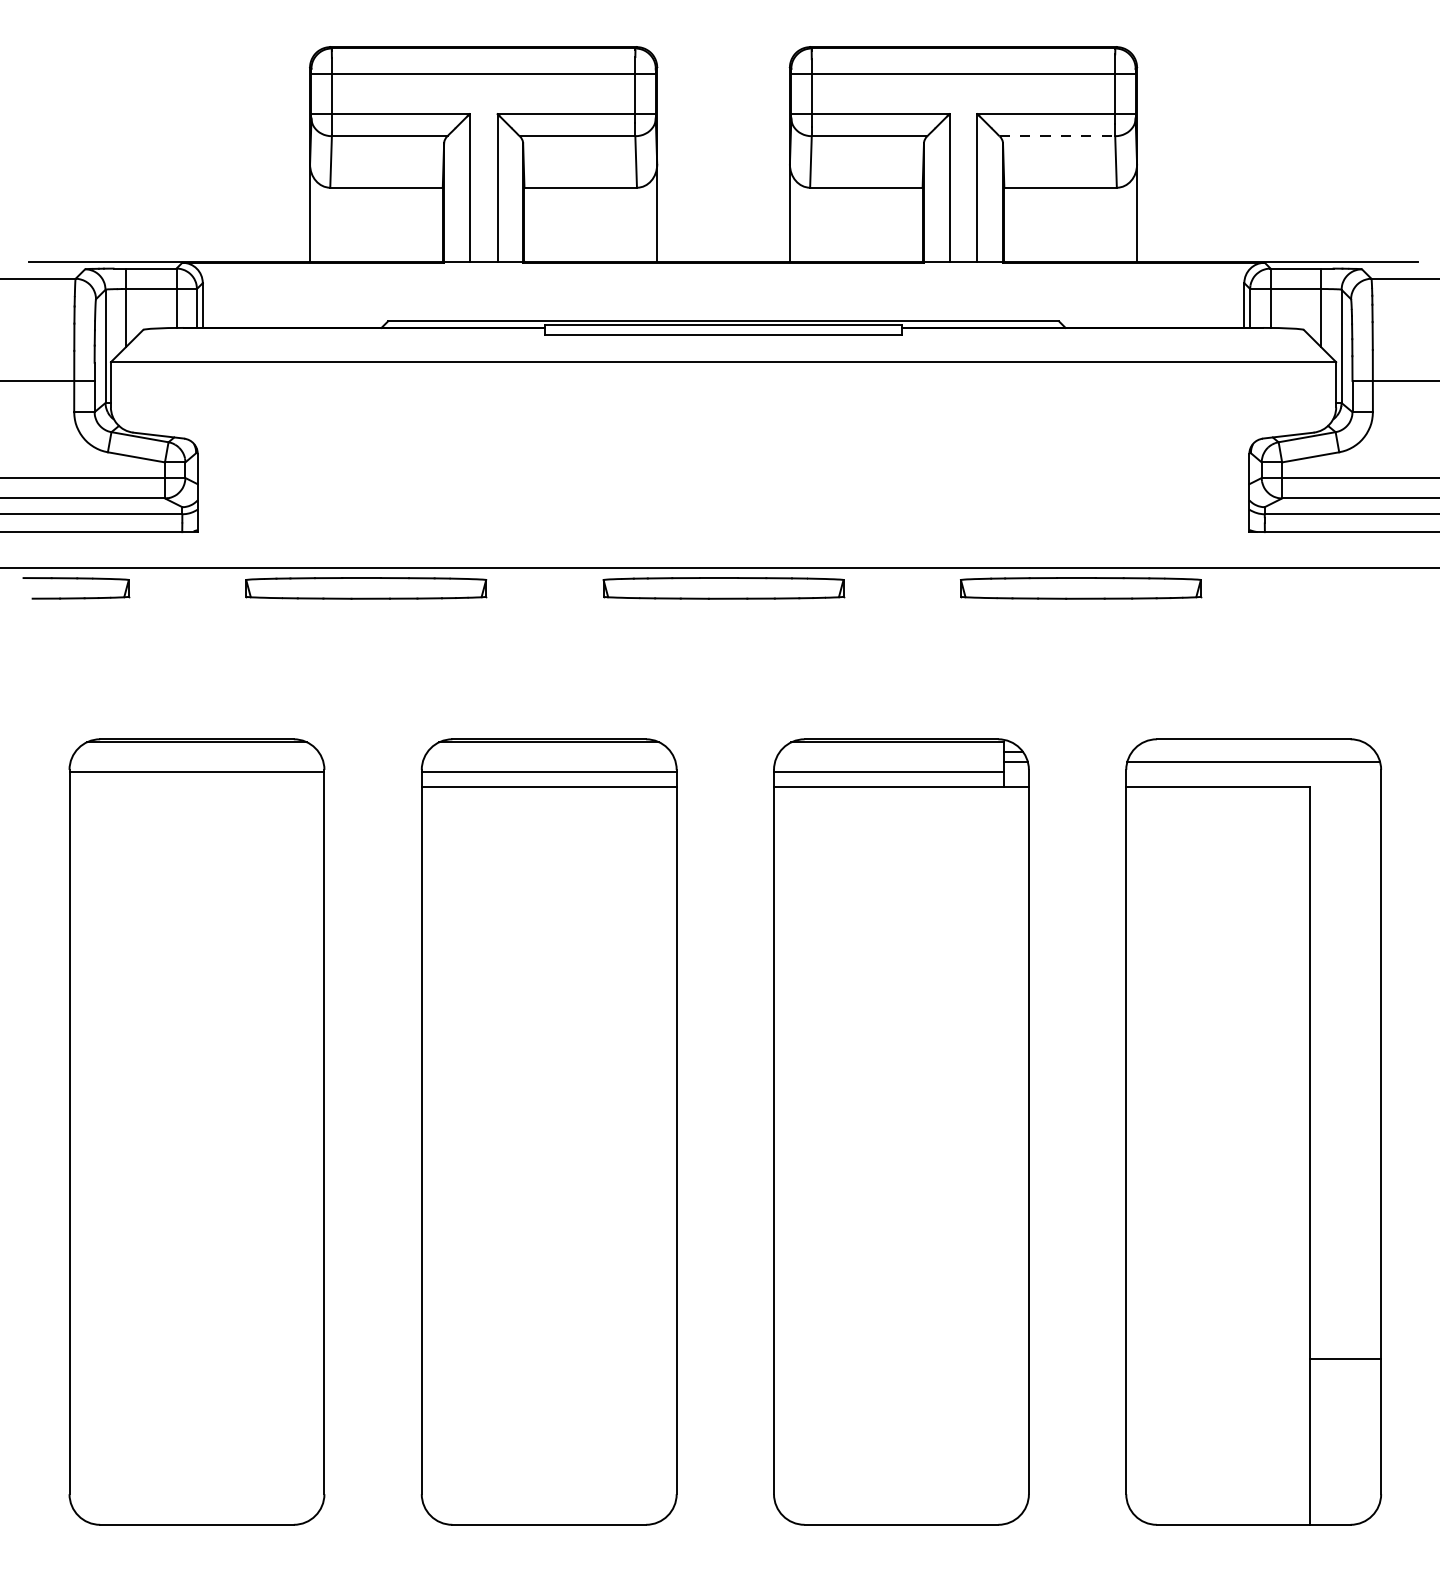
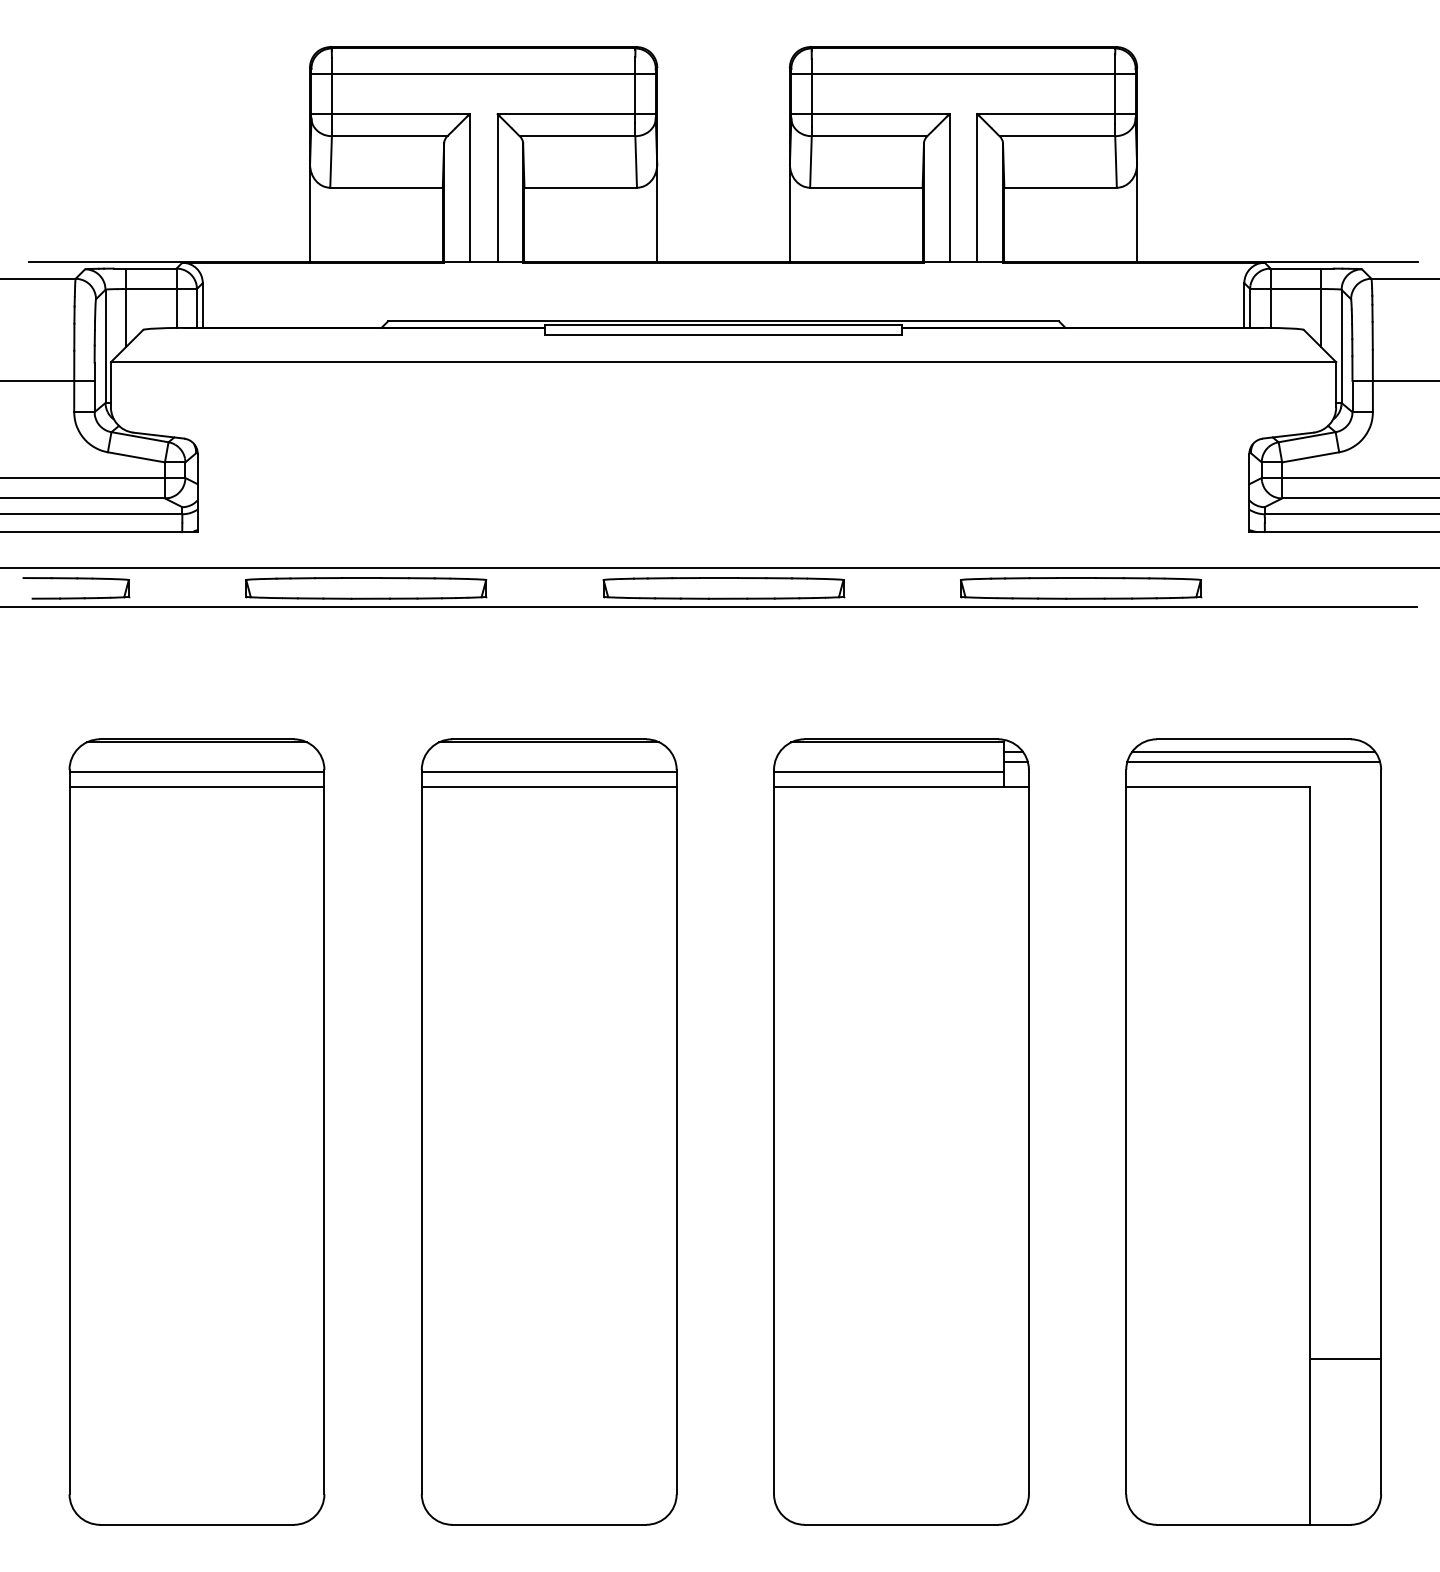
line: dashed -> solid (1057, 136)
line: none -> present (709, 607)
line: none -> present (1253, 752)
line: none -> present (196, 786)
